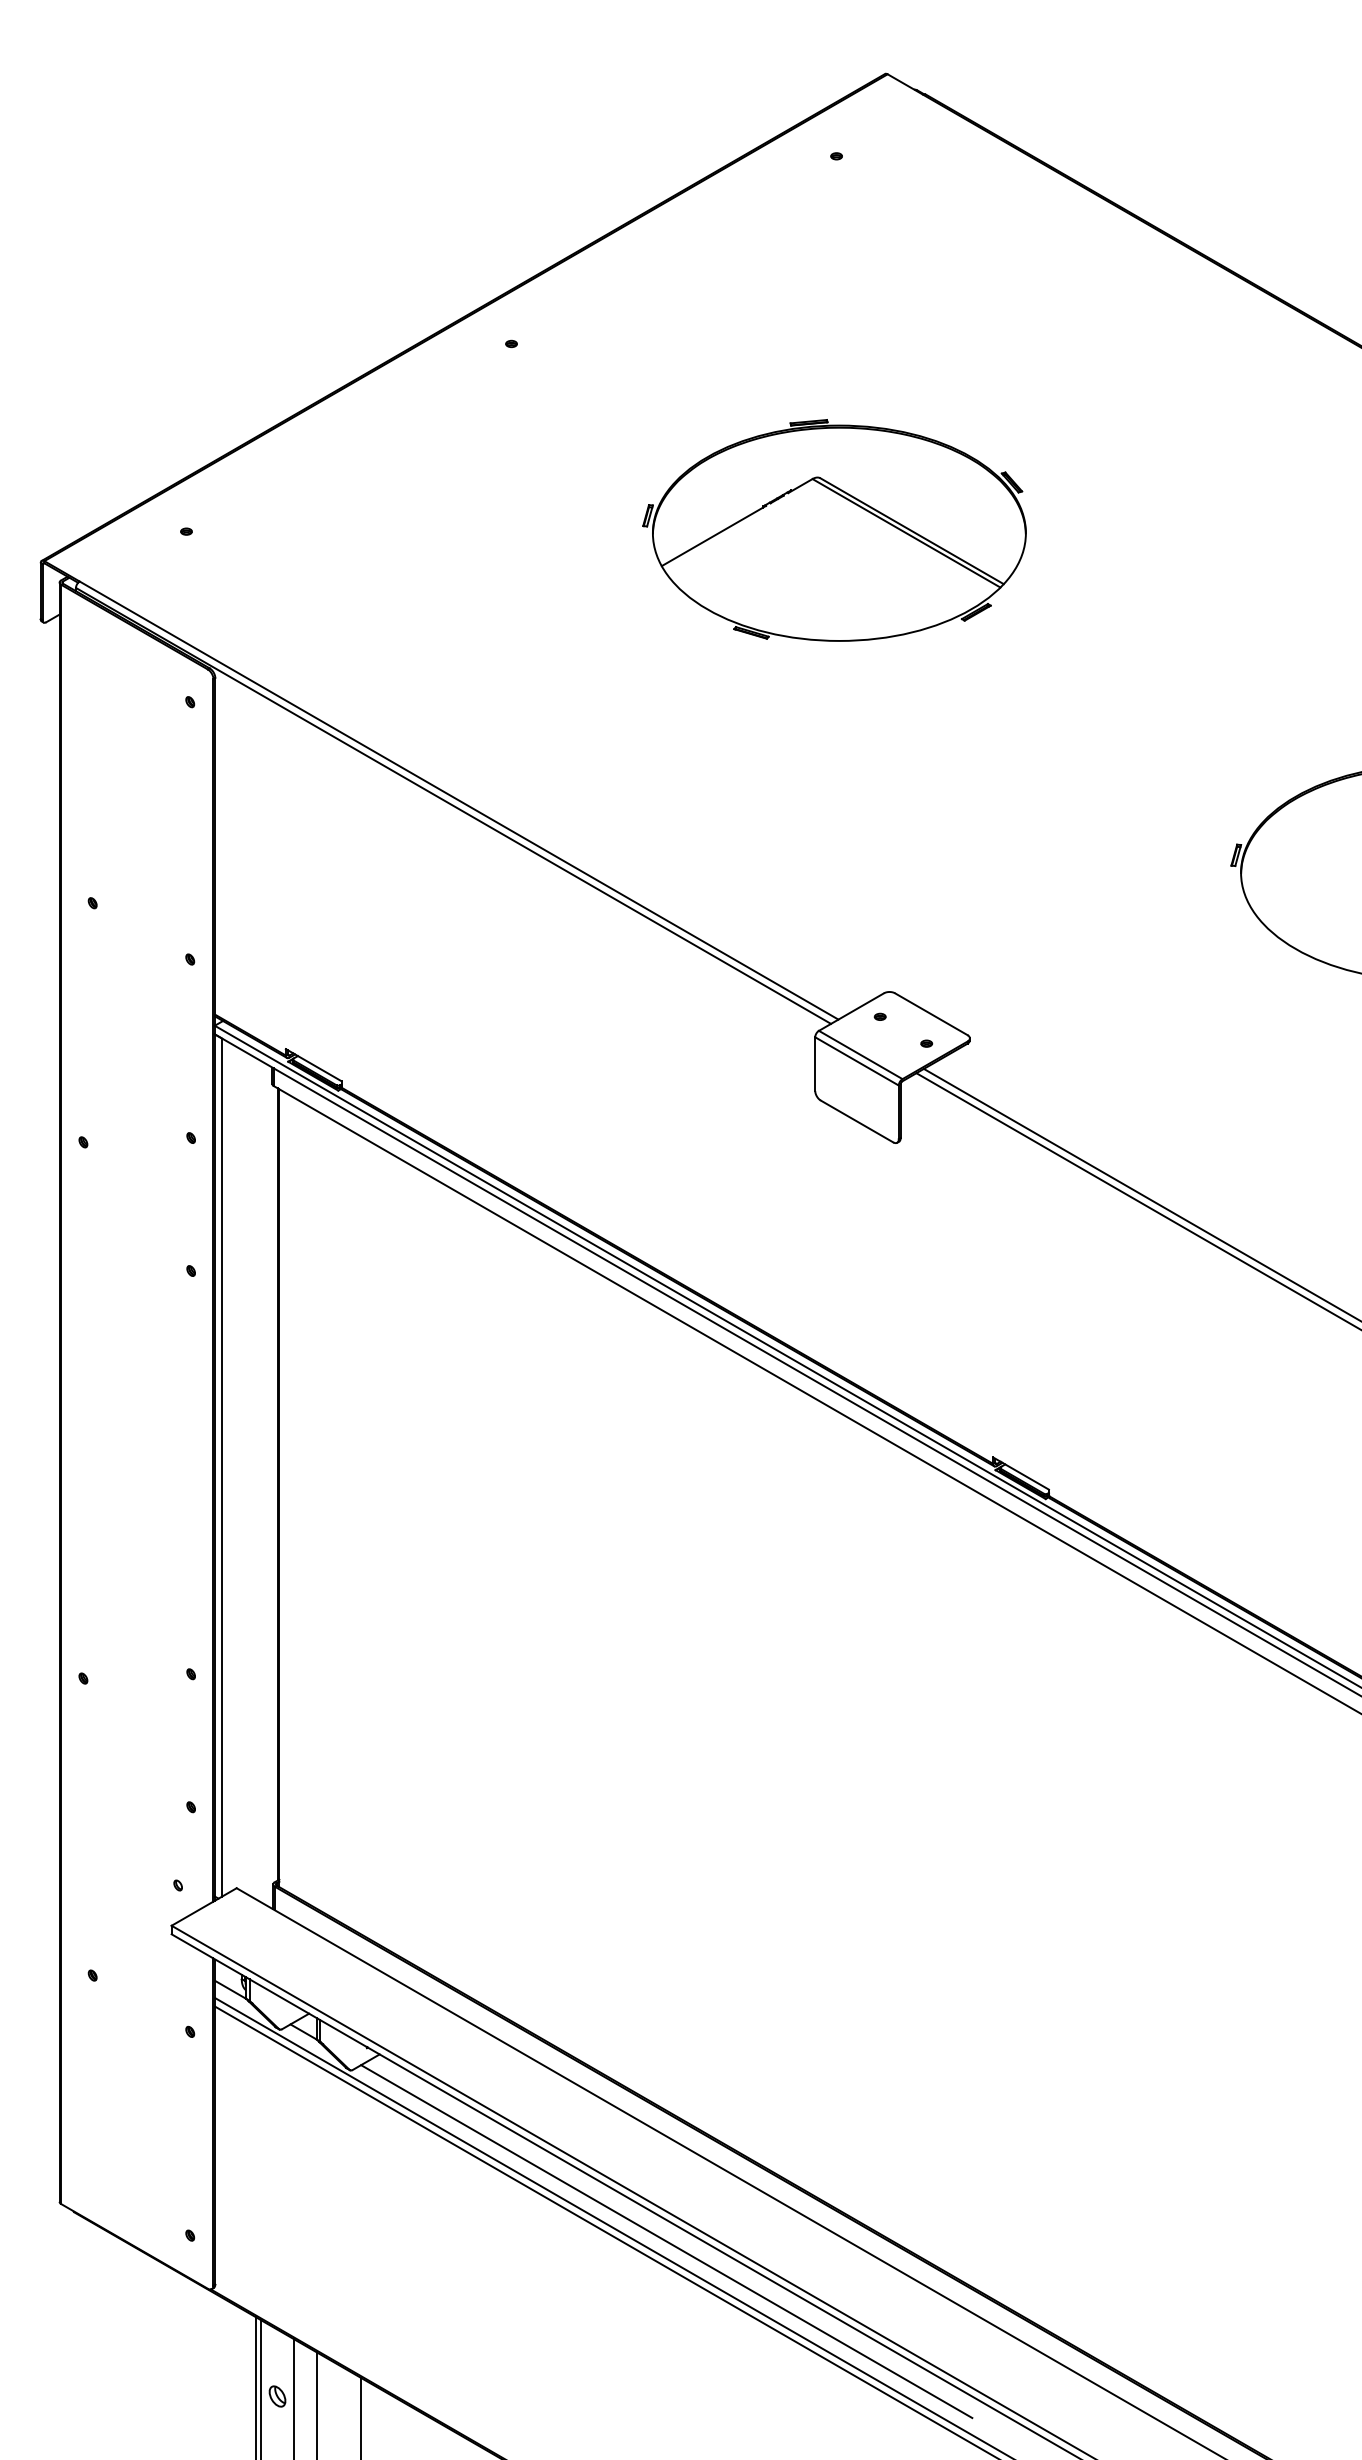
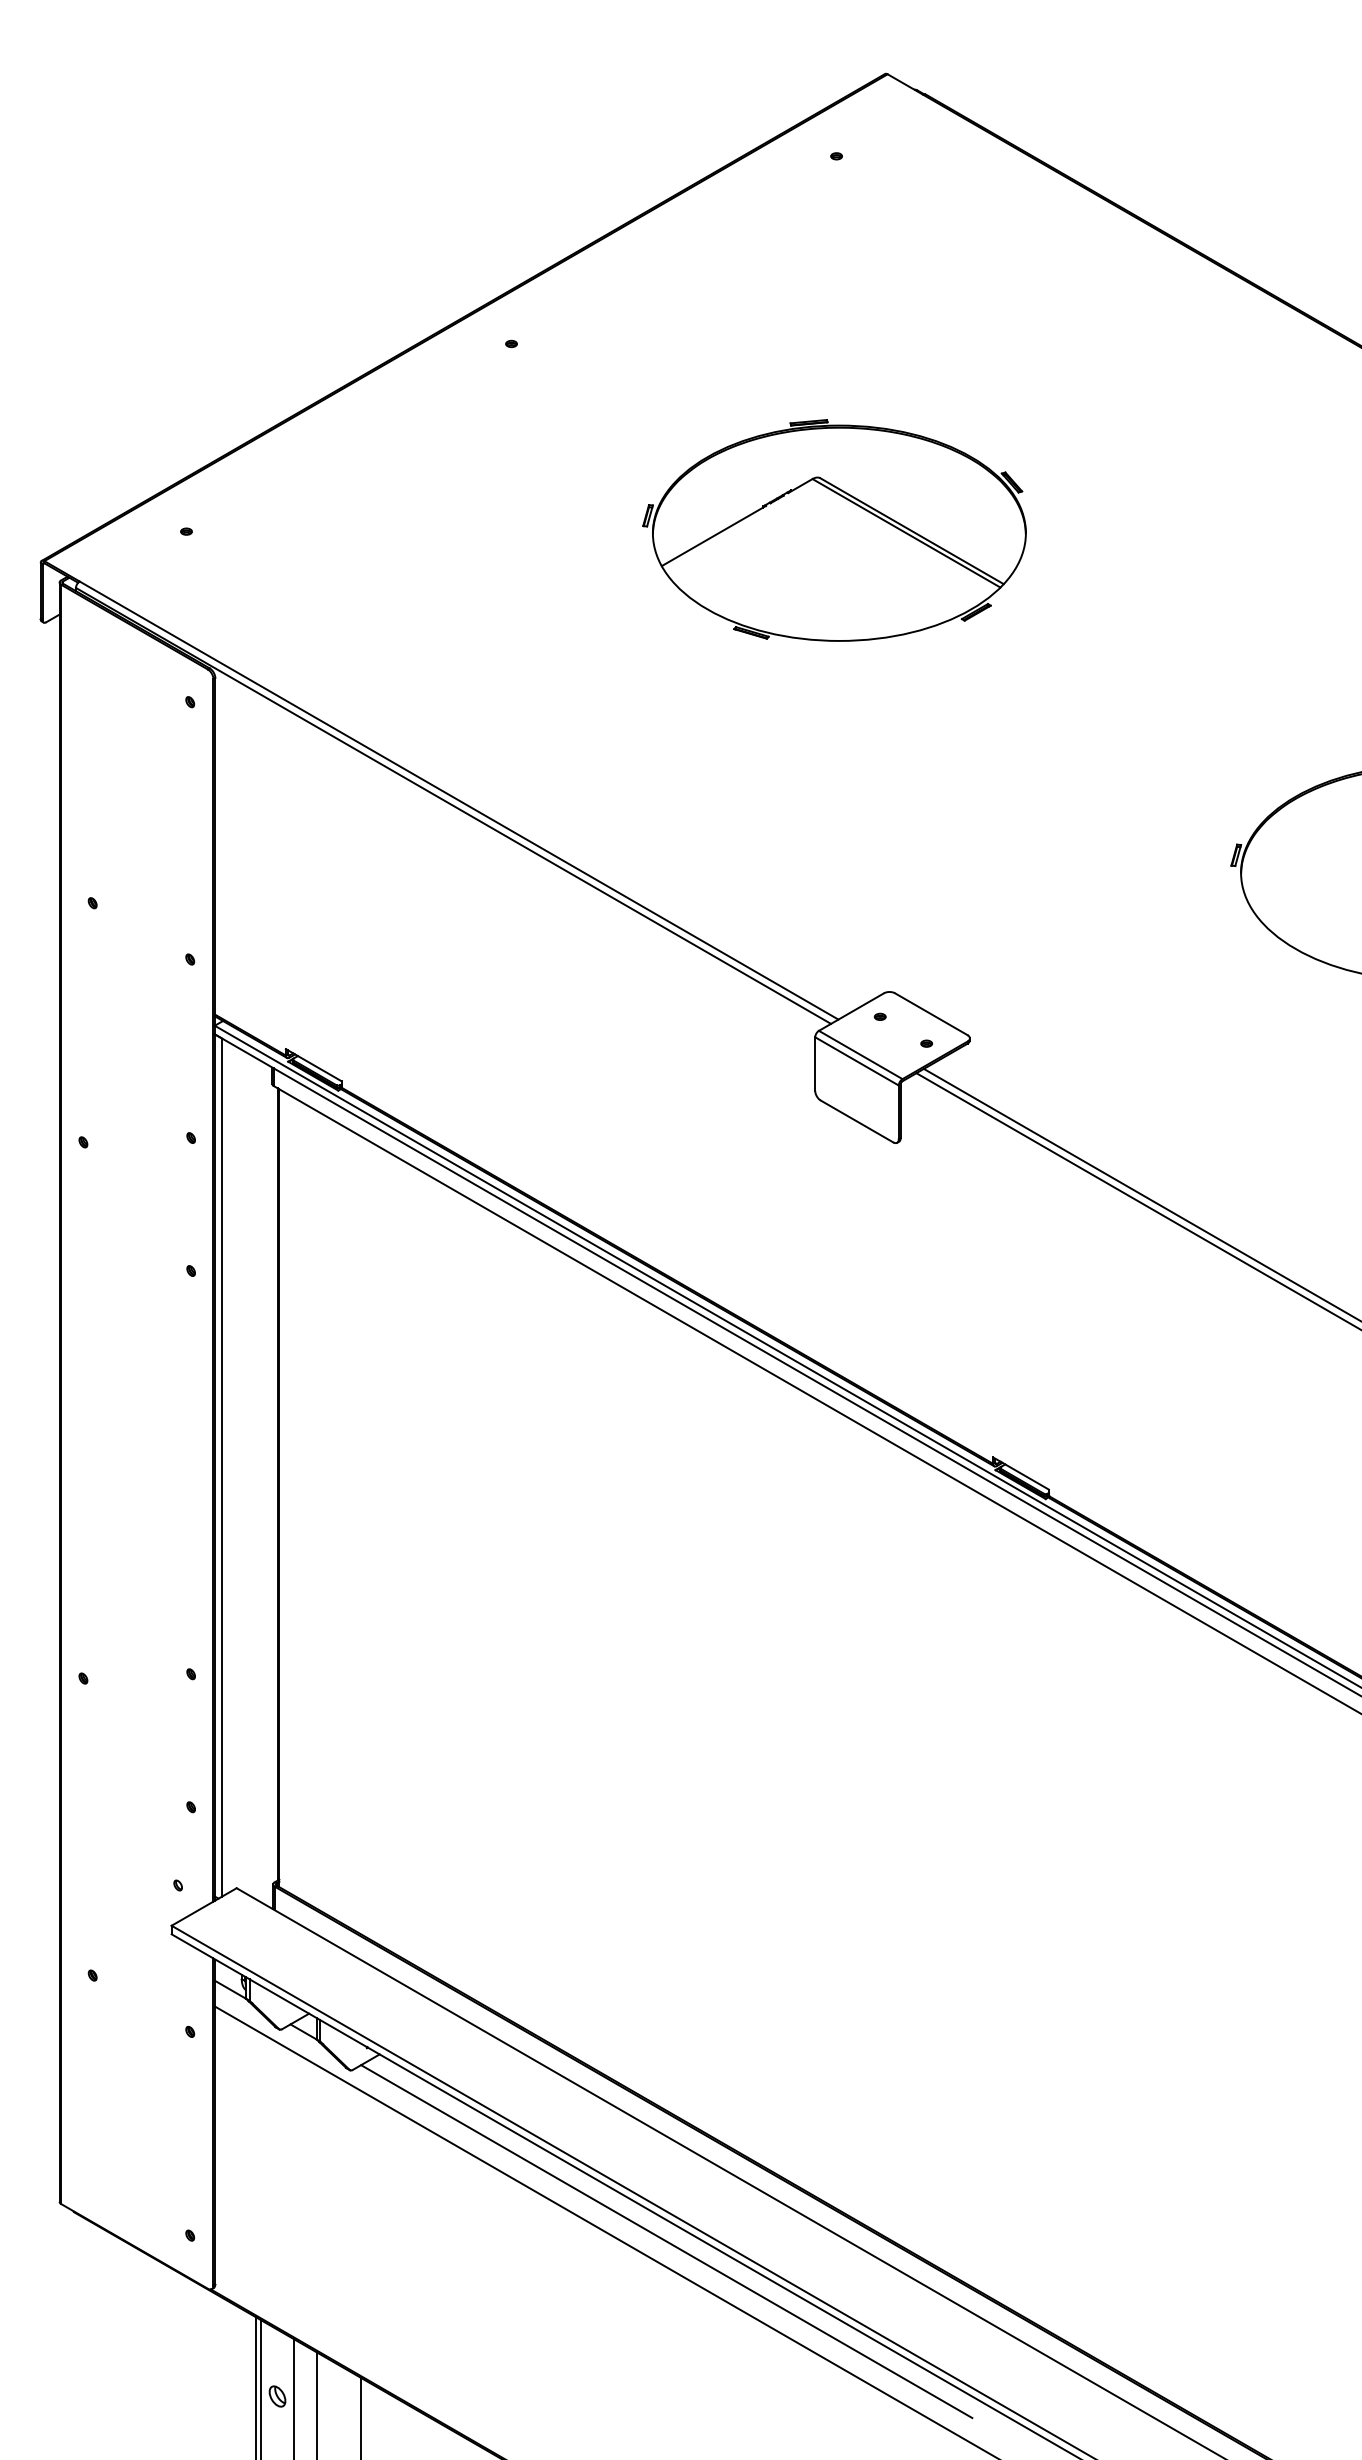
line: present -> none (612, 2227)
